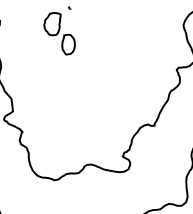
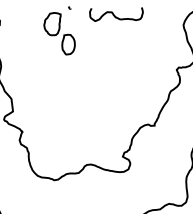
curve: none -> present (115, 15)
